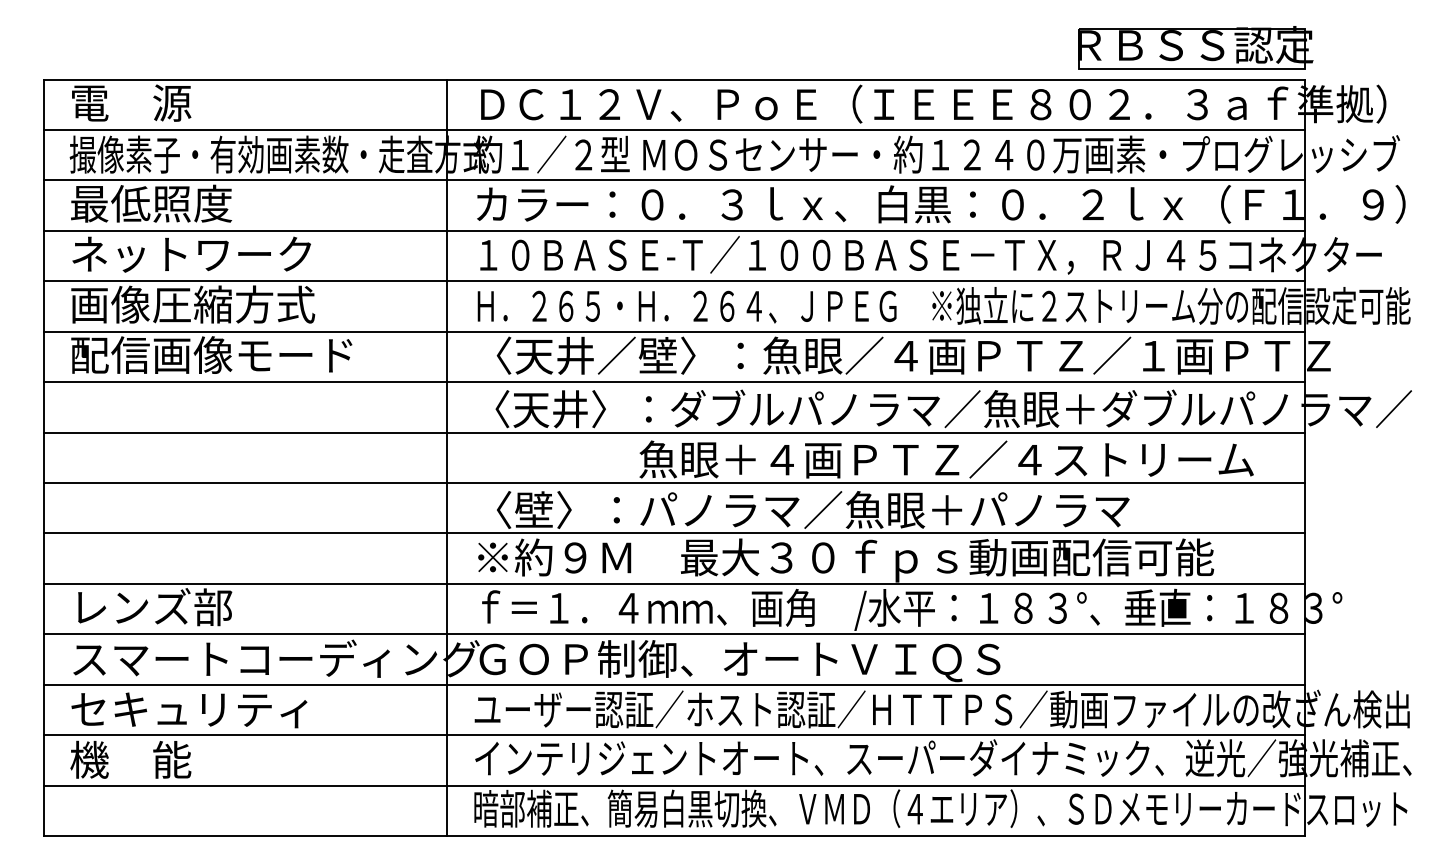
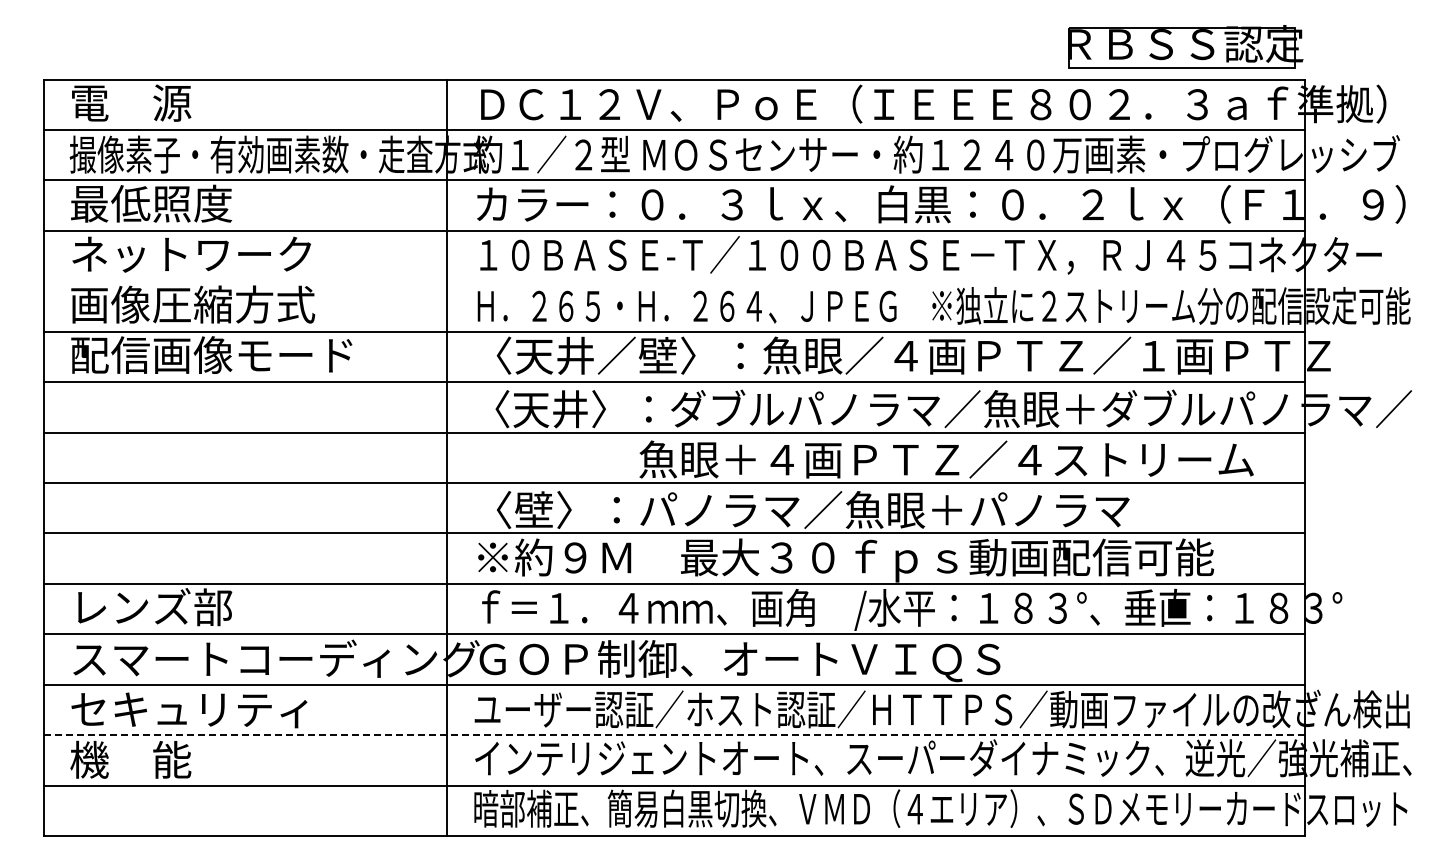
part position: (1195, 47) -> (1185, 46) (1185, 46)
line: present -> none (673, 281)
line: solid -> dashed (674, 735)
